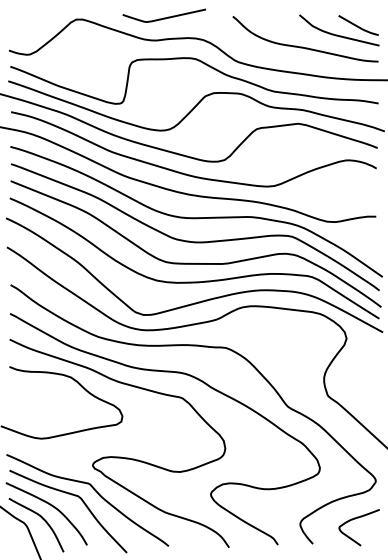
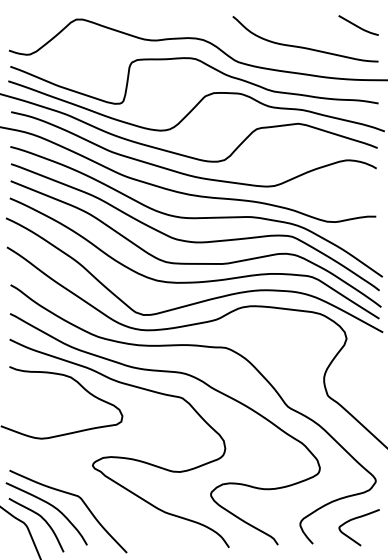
curve: present -> none (163, 17)
curve: present -> none (337, 34)
curve: present -> none (97, 494)
